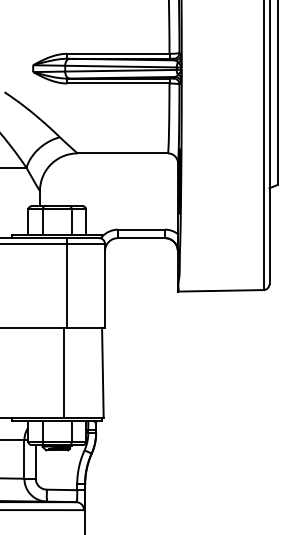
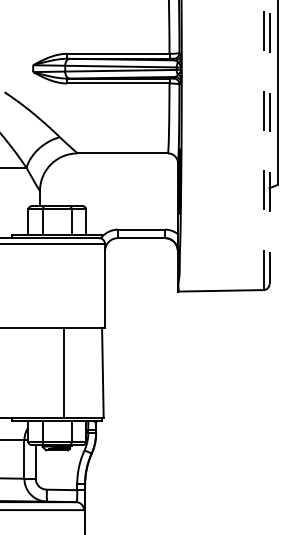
line: solid -> dashed (269, 142)
line: solid -> dashed (263, 145)
line: present -> none (67, 282)
